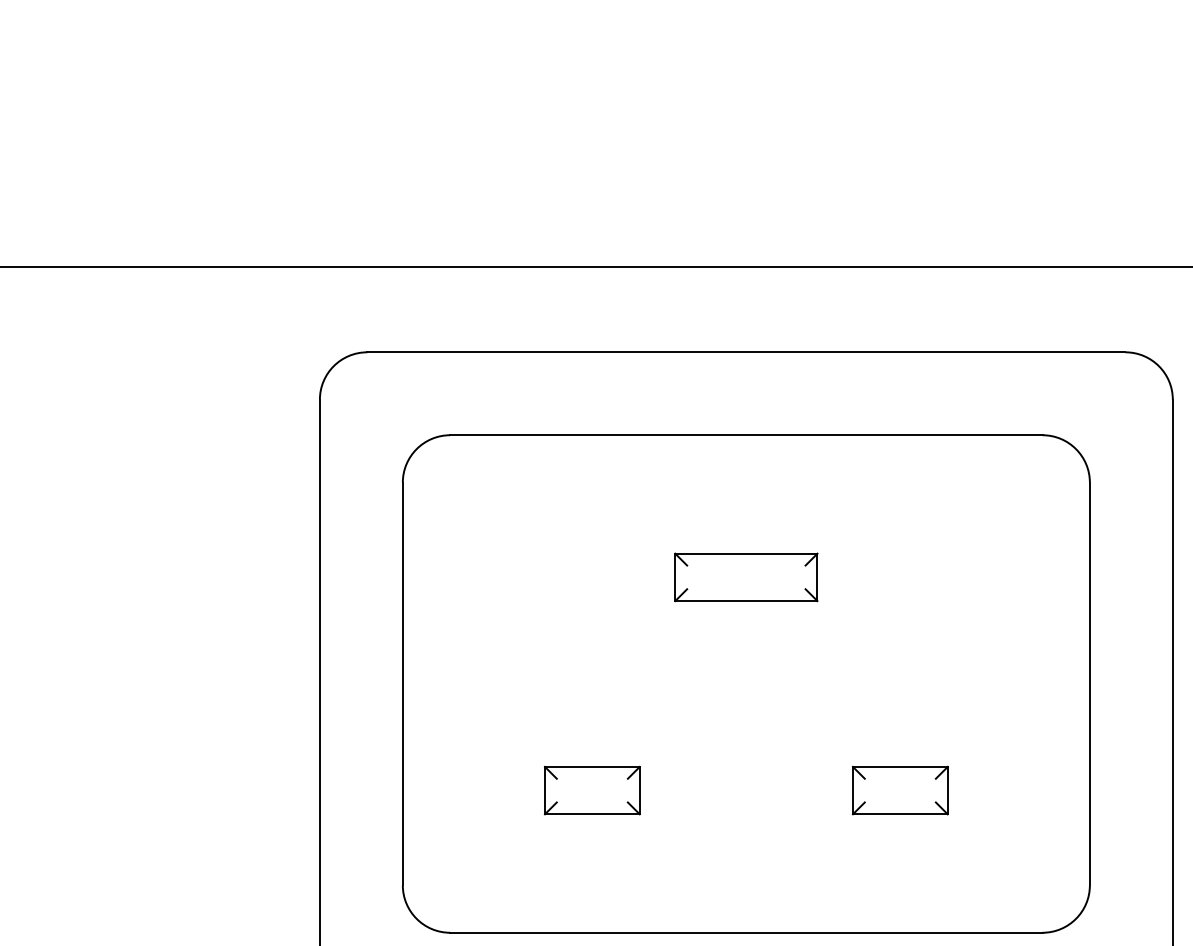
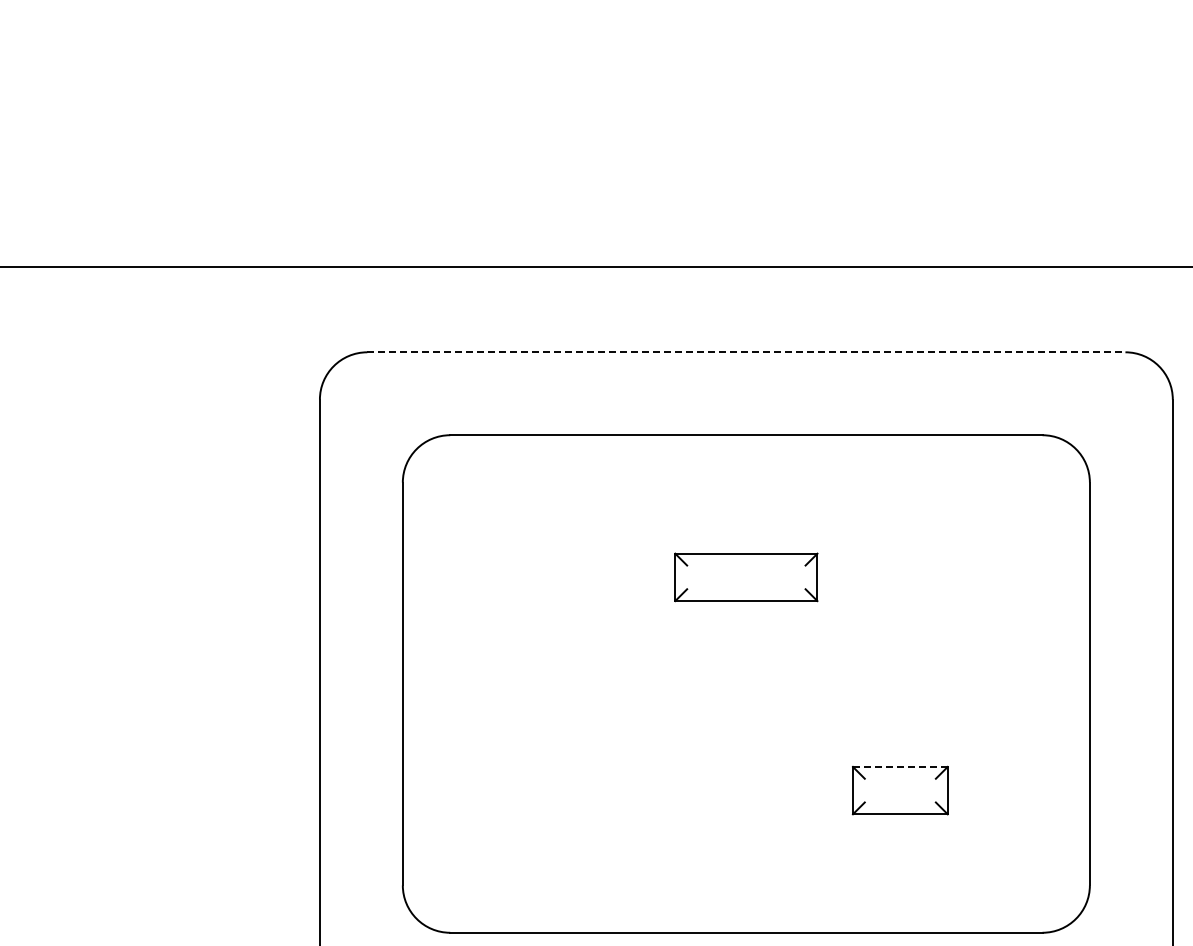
line: solid -> dashed (746, 352)
line: solid -> dashed (899, 766)
part: present -> none (591, 790)
